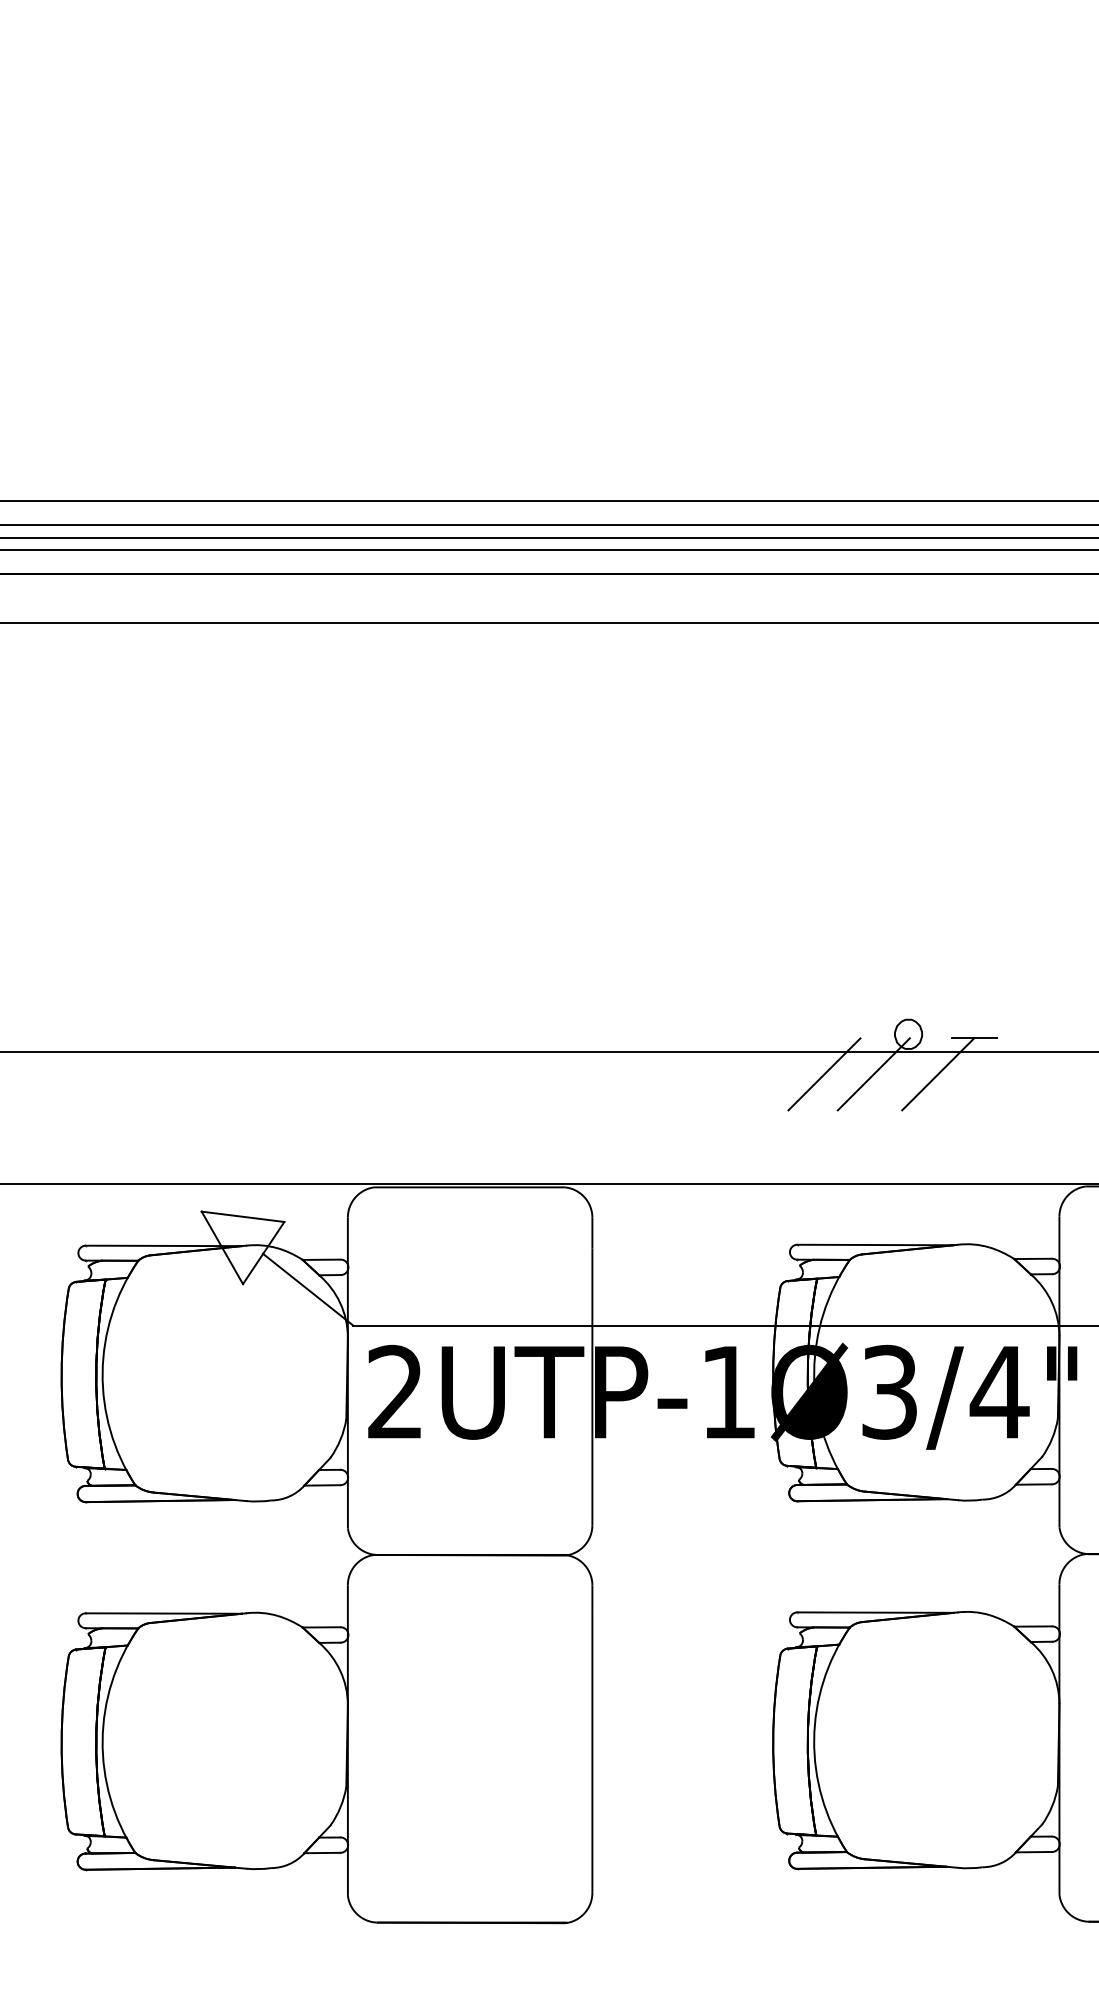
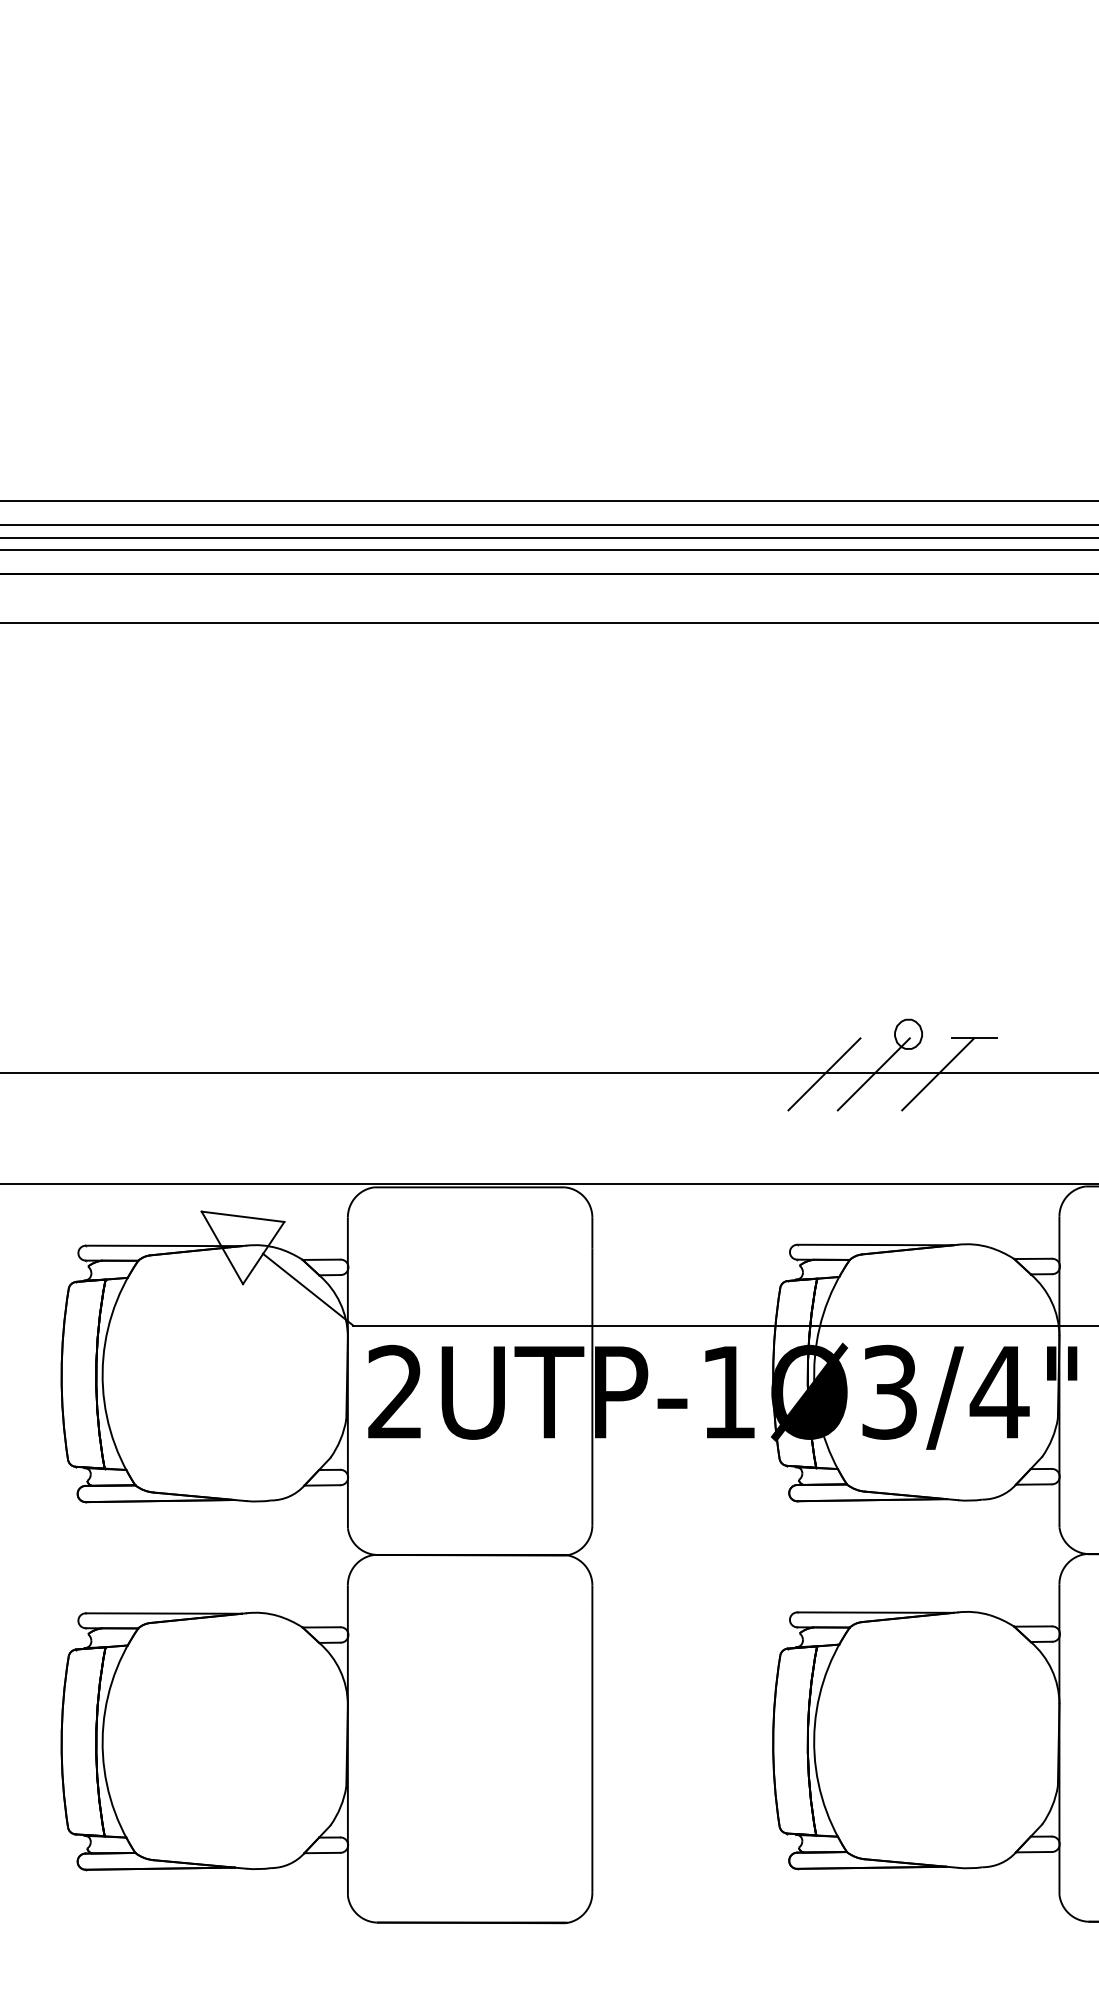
line position: (548, 1052) -> (548, 1073) (548, 1073)
